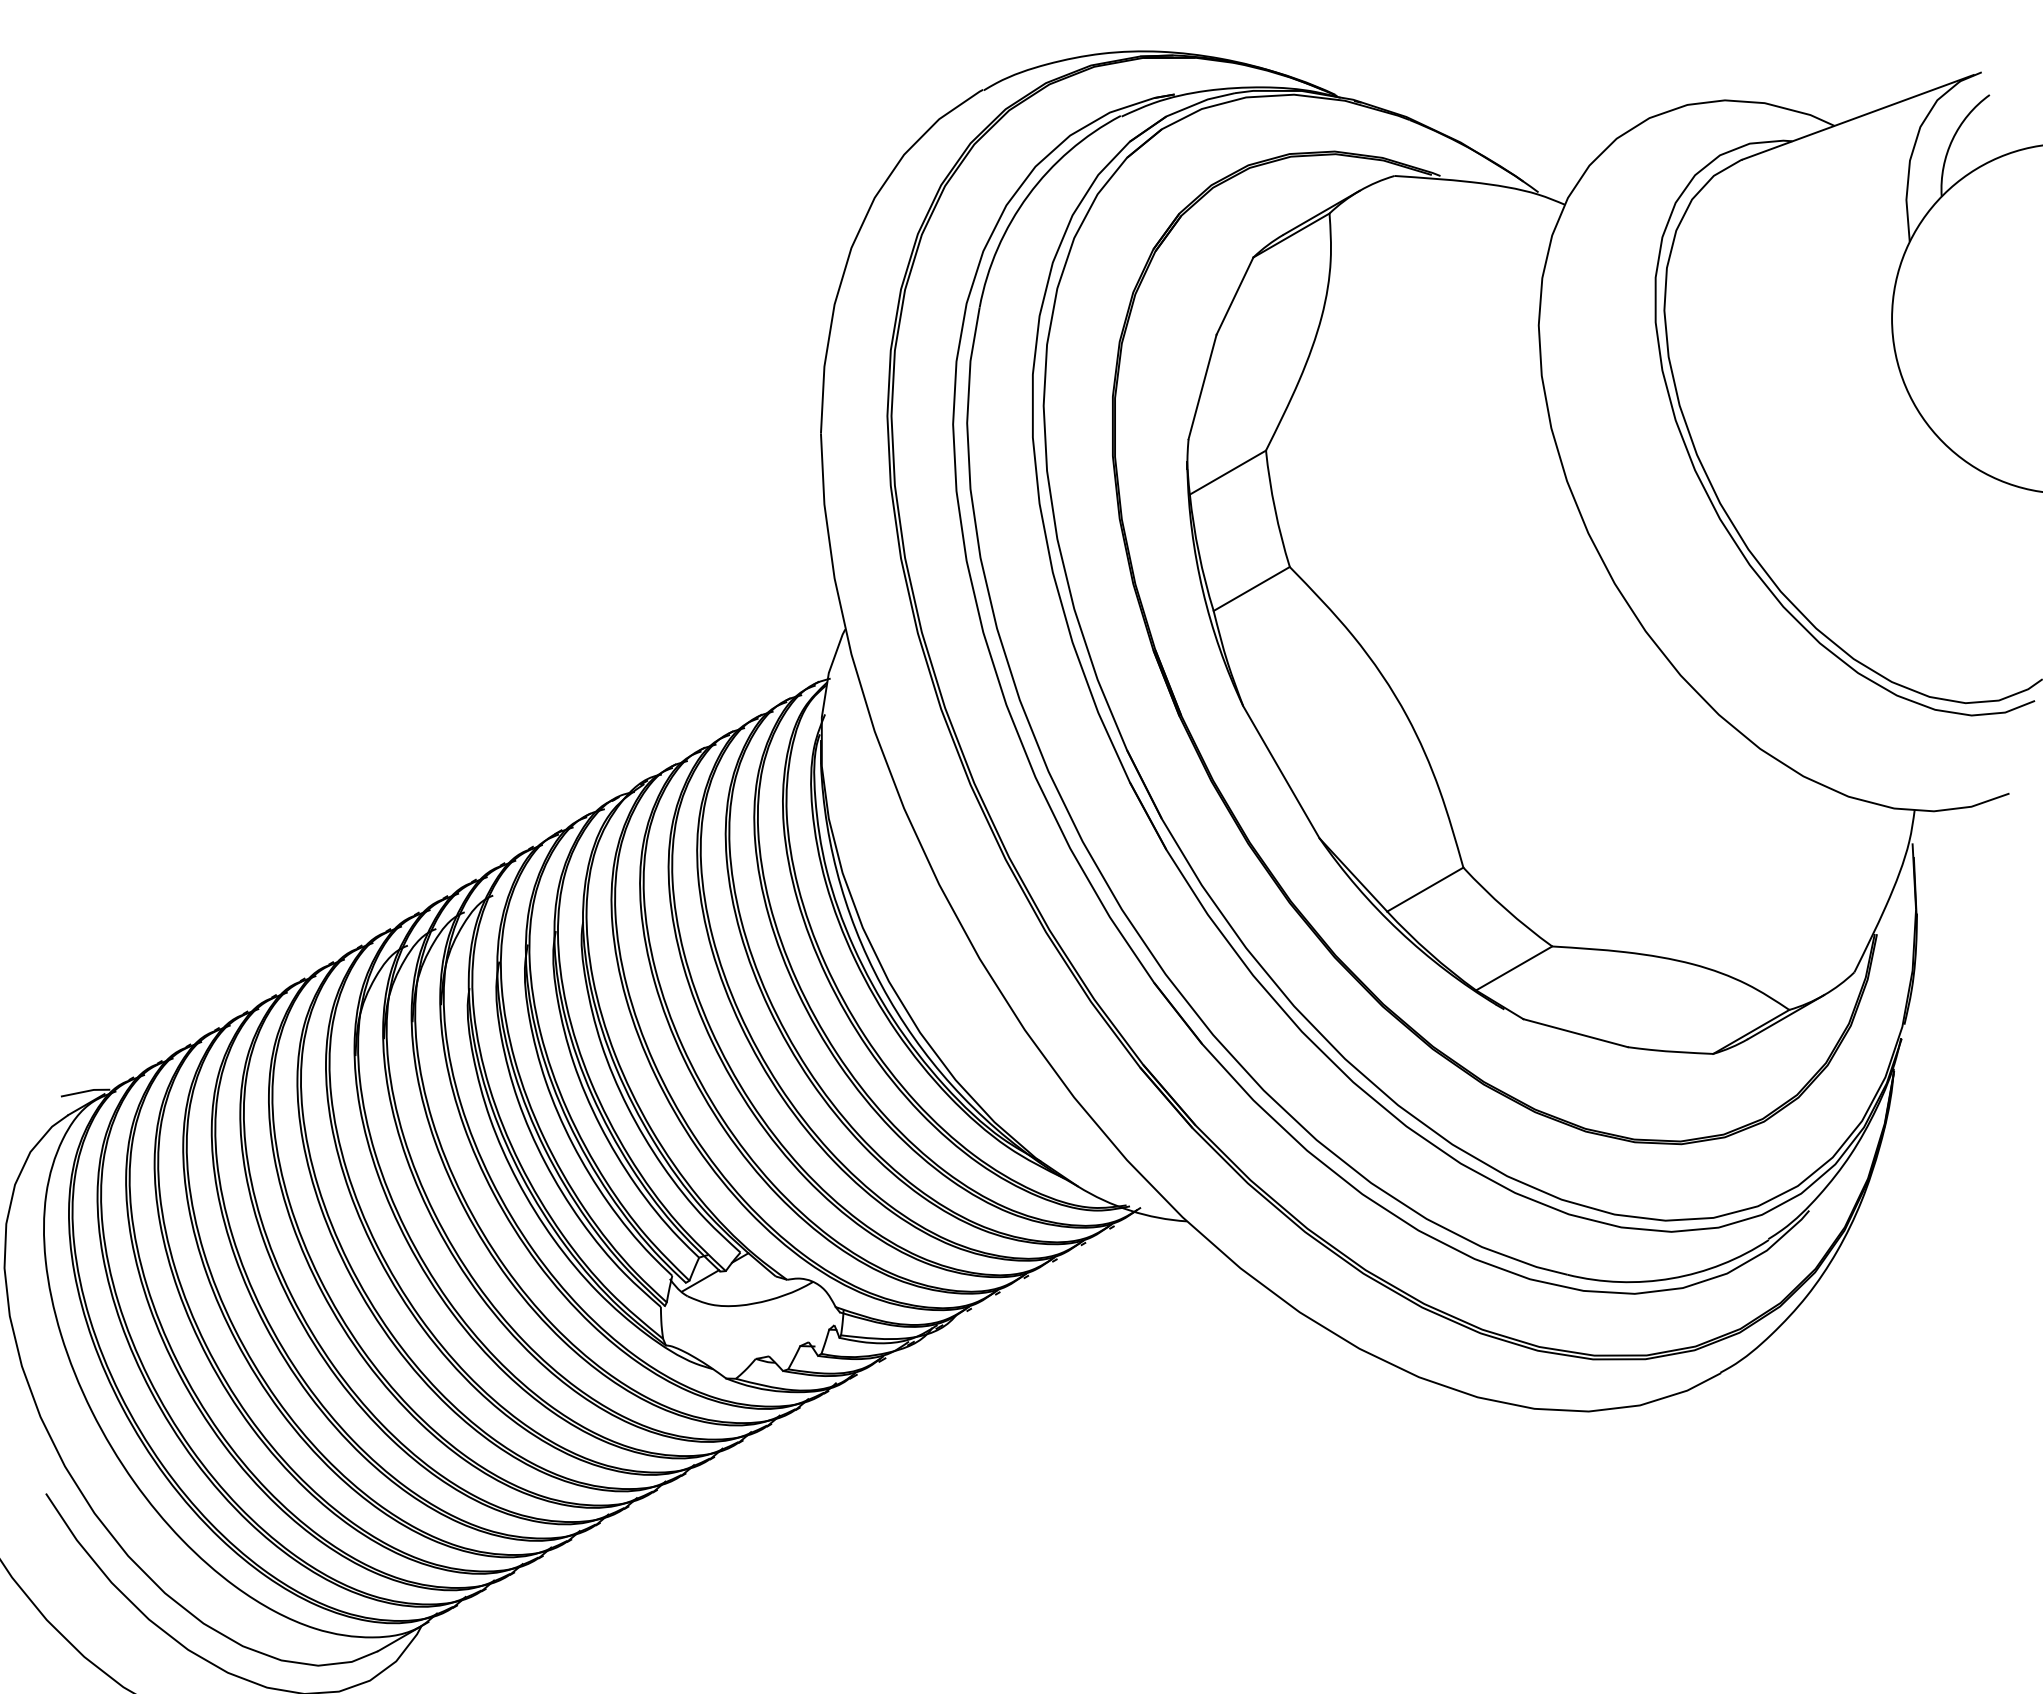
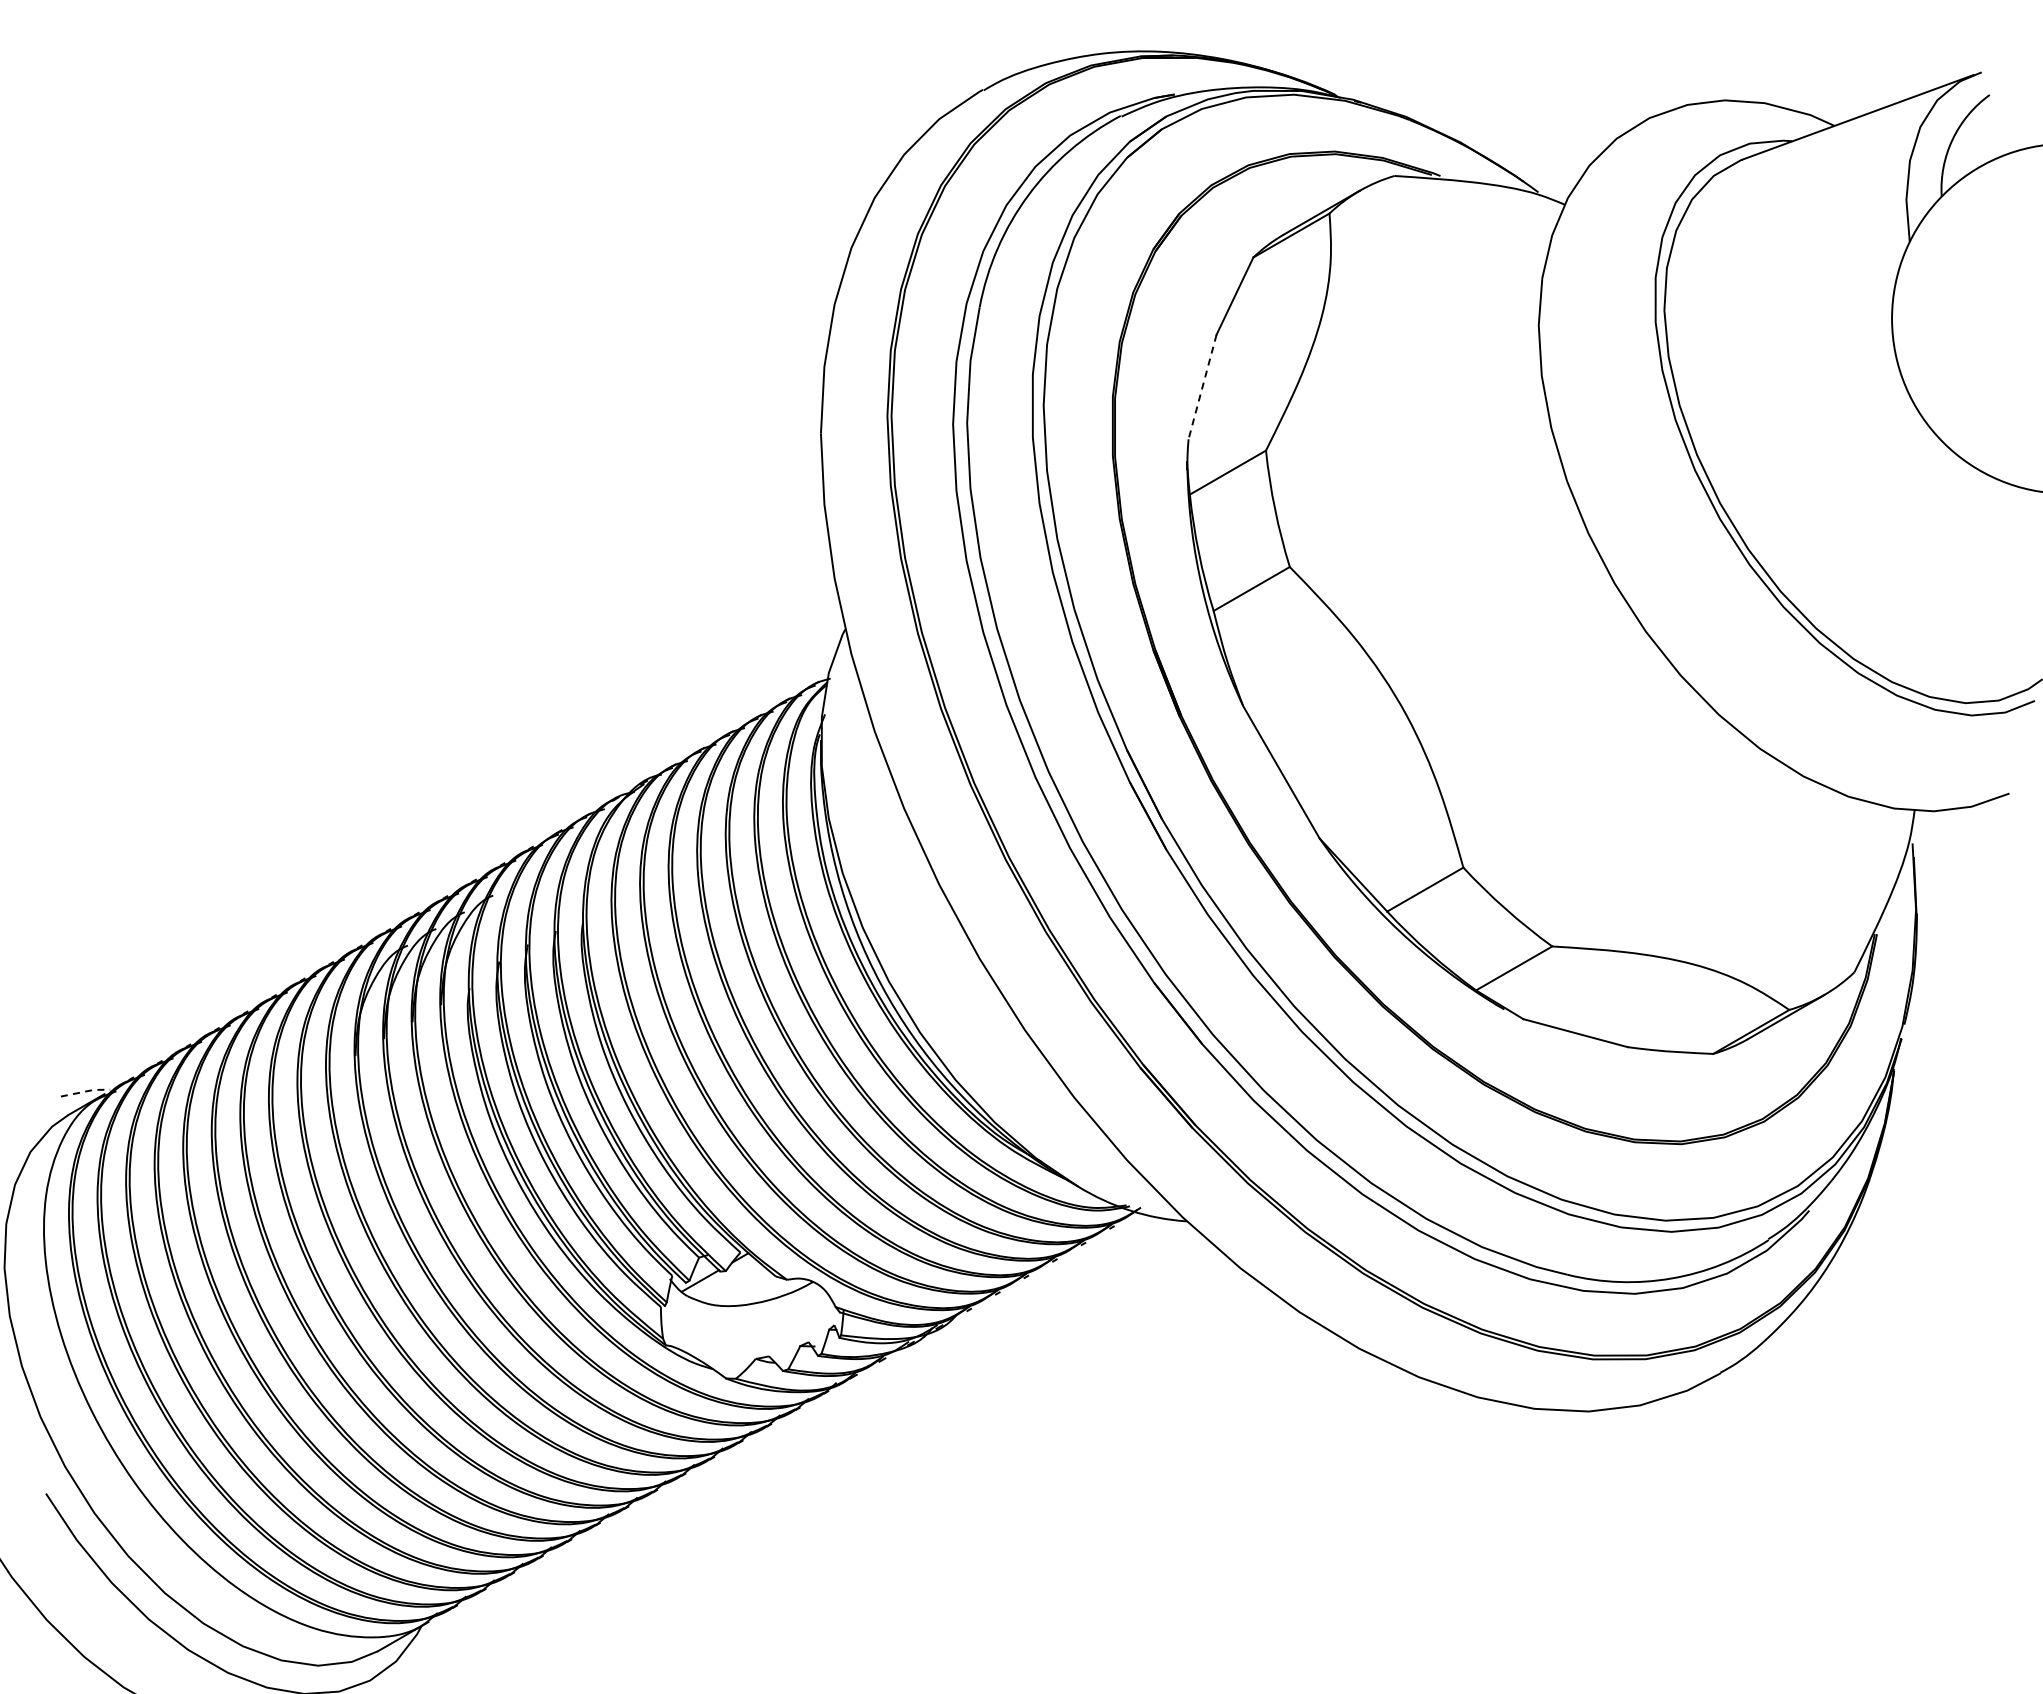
line: solid -> dashed (1202, 387)
line: solid -> dashed (86, 1091)
